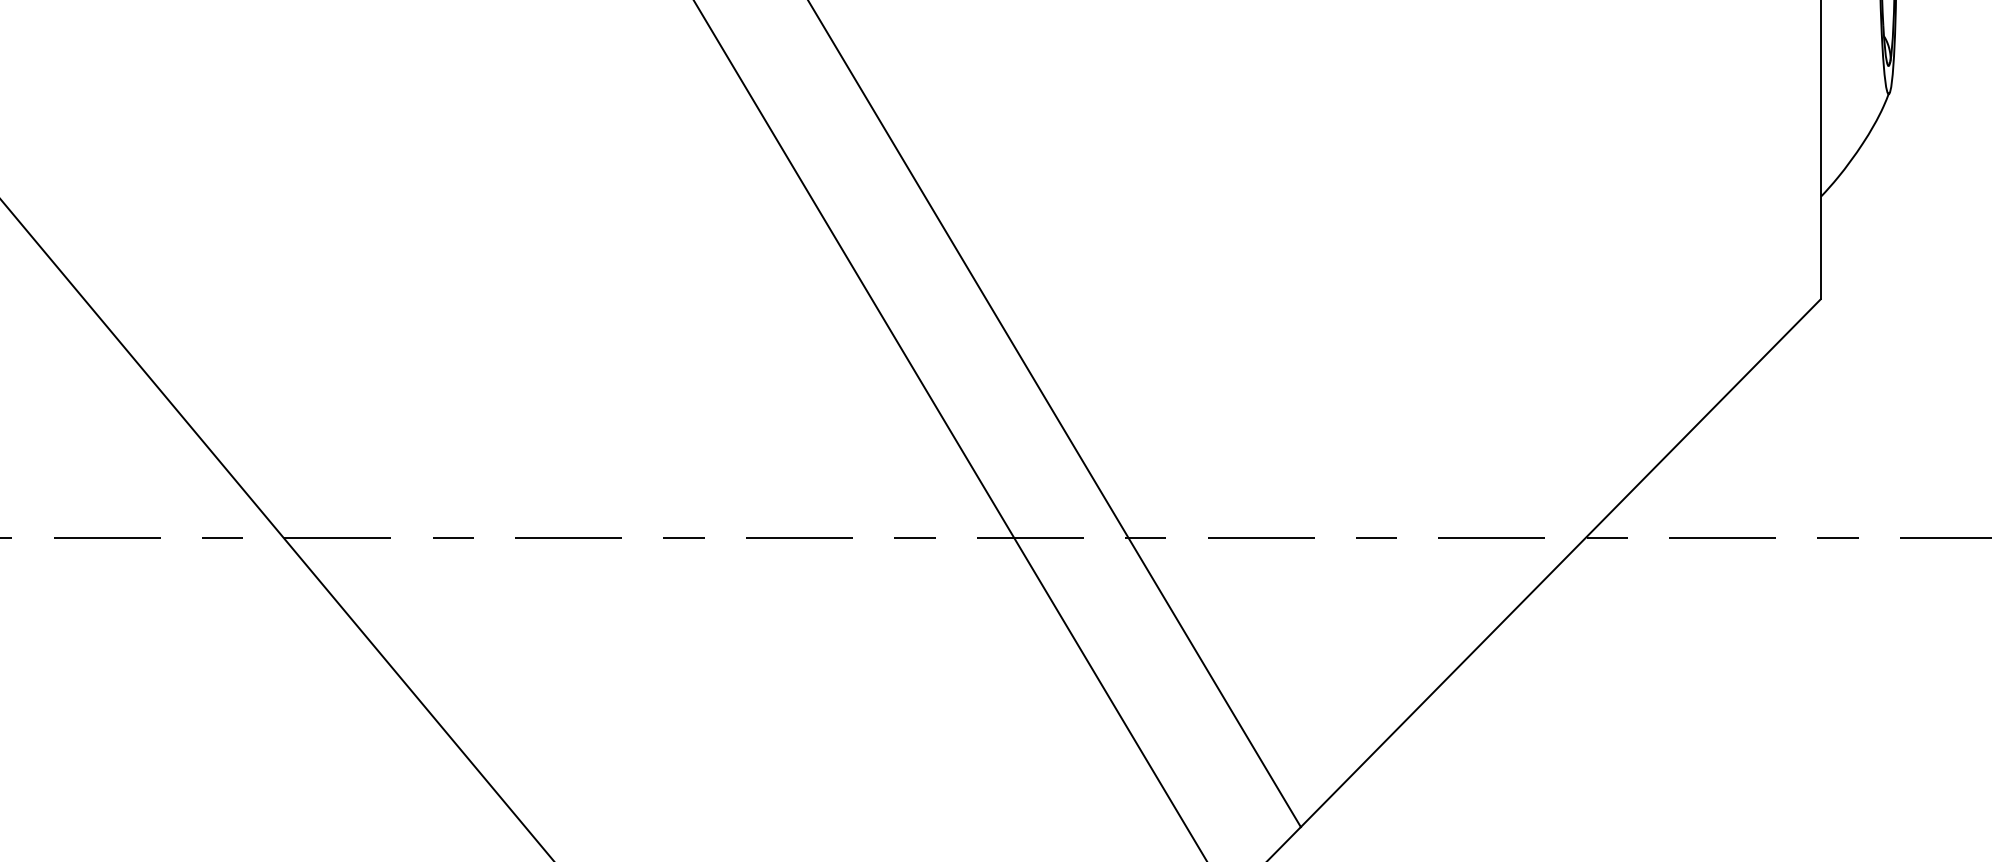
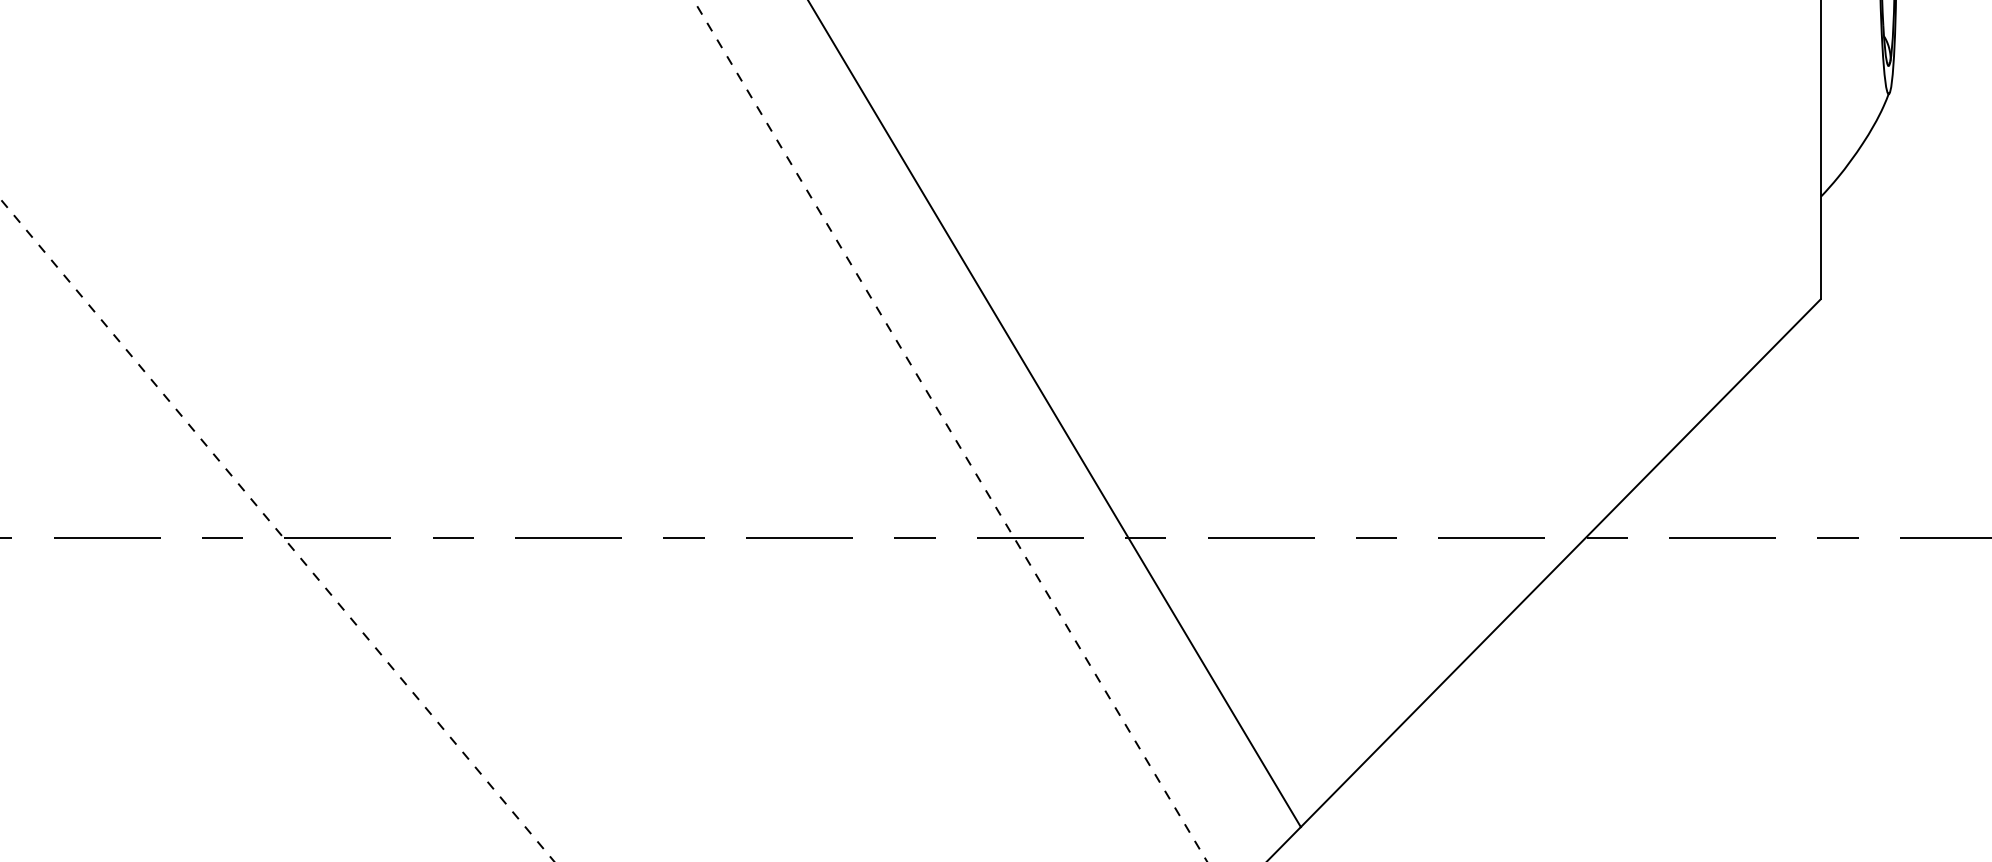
line: solid -> dashed (950, 430)
line: solid -> dashed (277, 530)
